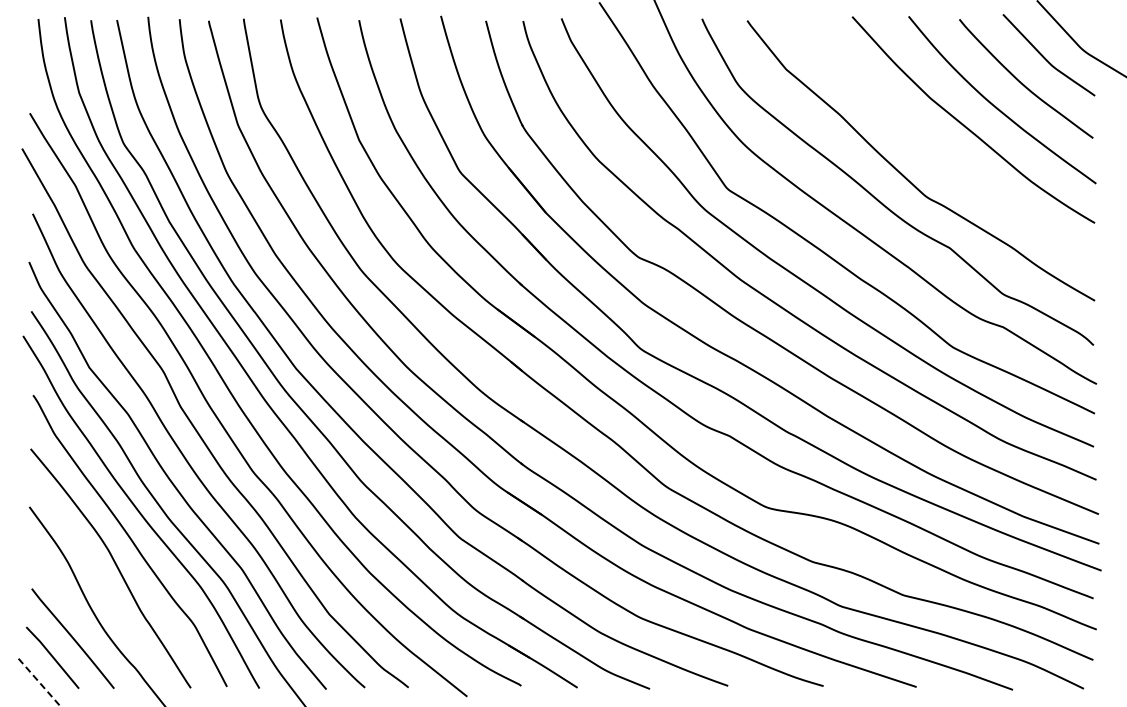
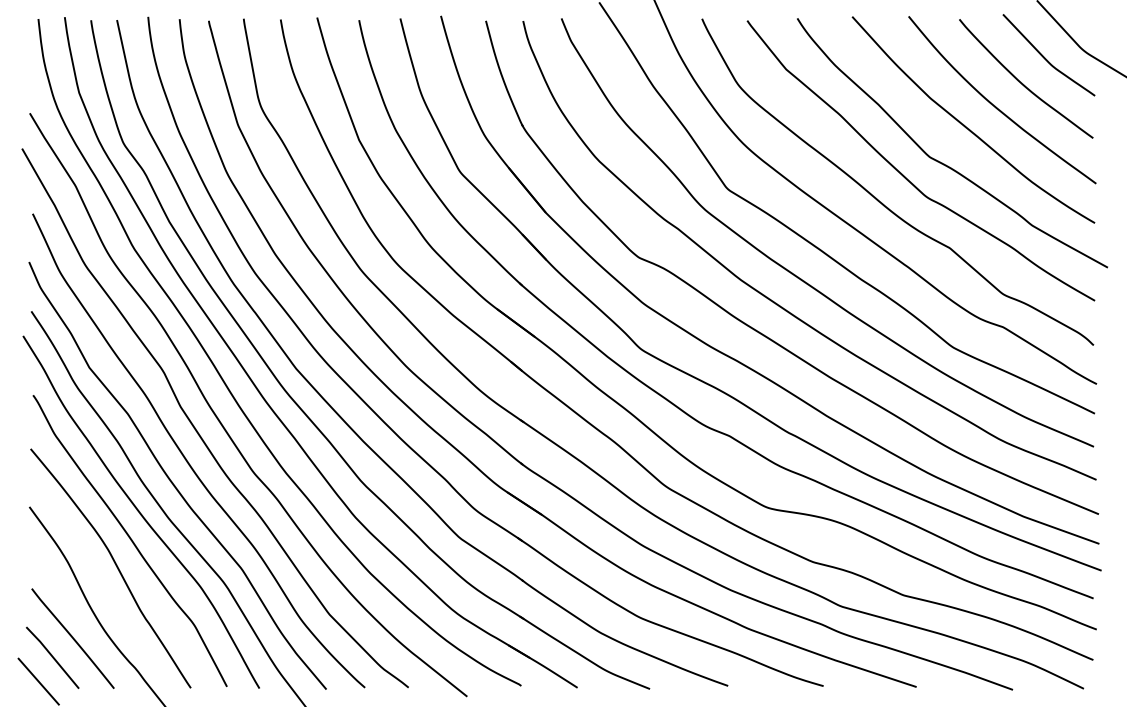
curve: none -> present (942, 162)
line: dashed -> solid (38, 681)
